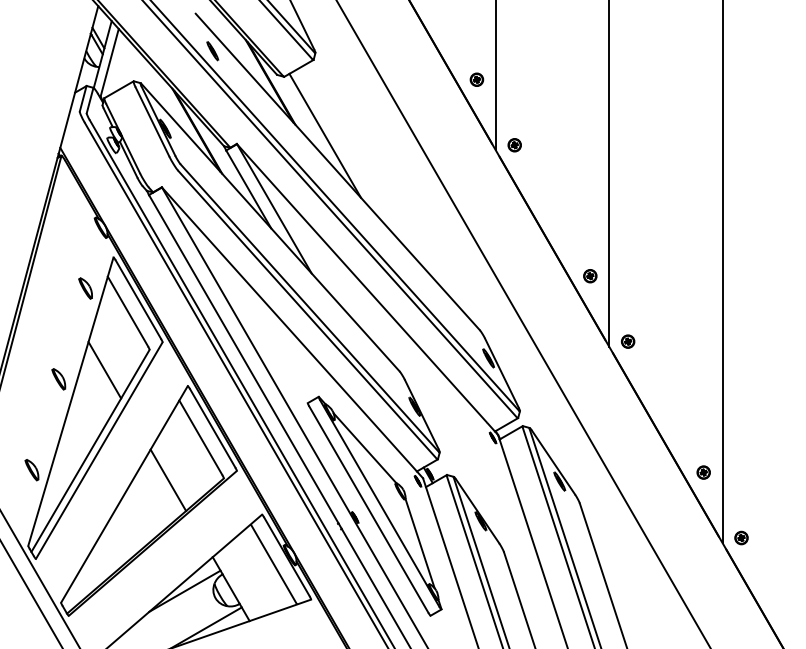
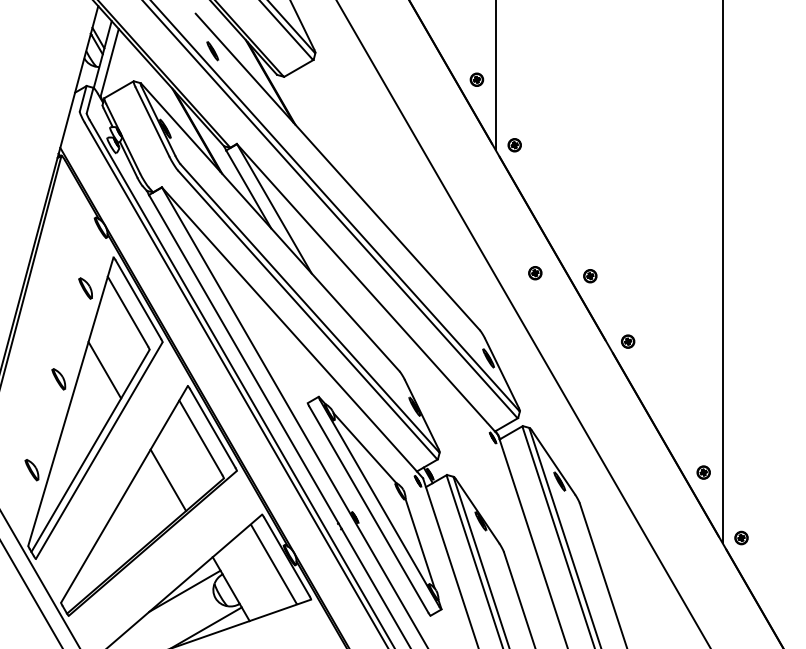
line: present -> none (324, 135)
line: present -> none (609, 174)
part: none -> present (535, 273)
